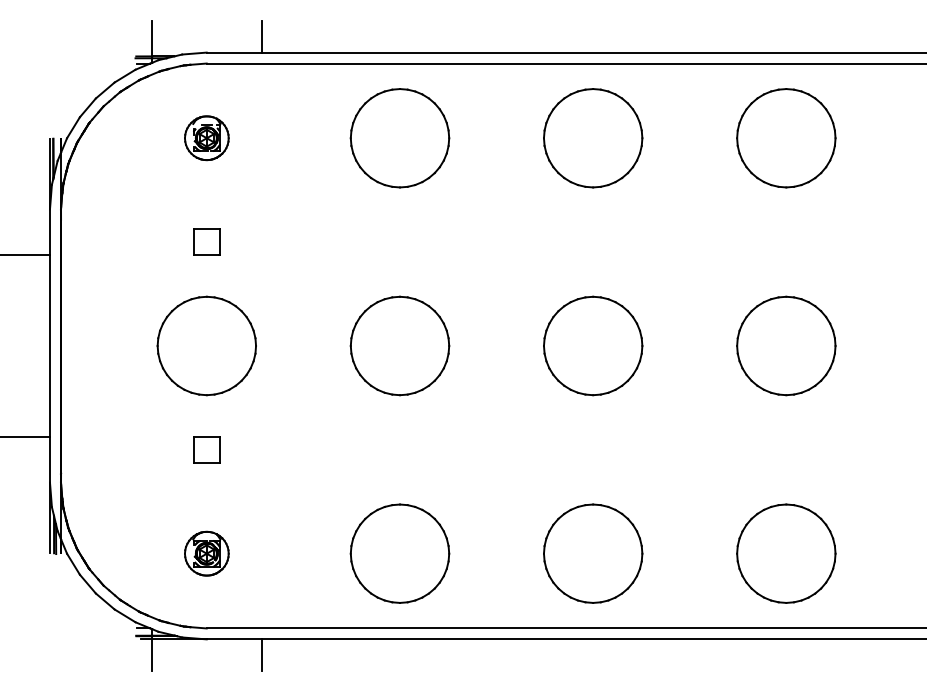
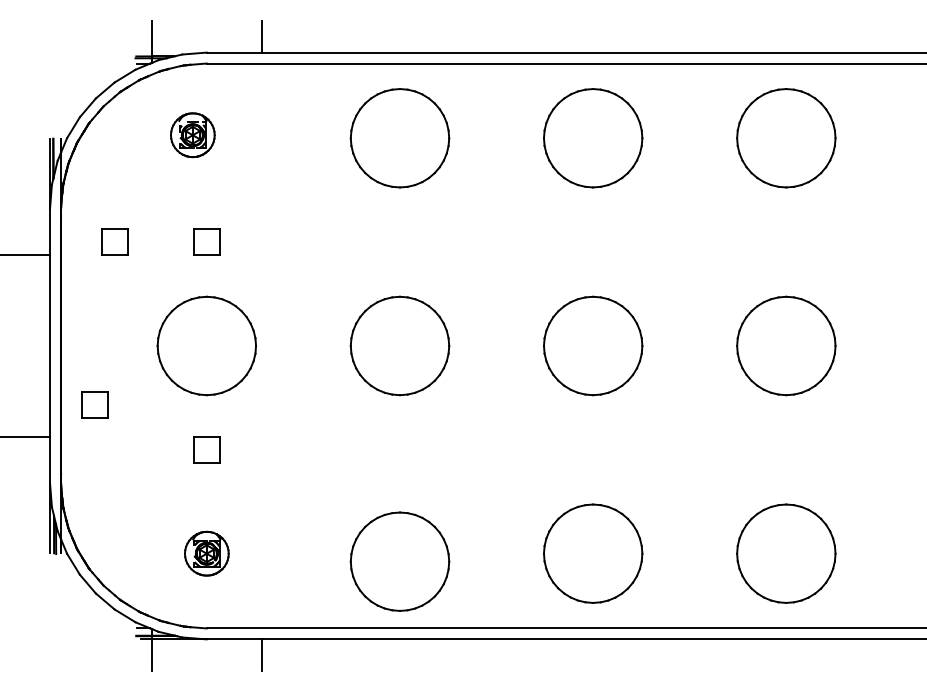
part position: (206, 138) -> (192, 135) (192, 135)
part: none -> present (114, 241)
part: none -> present (94, 404)
part position: (399, 553) -> (399, 561) (399, 561)
